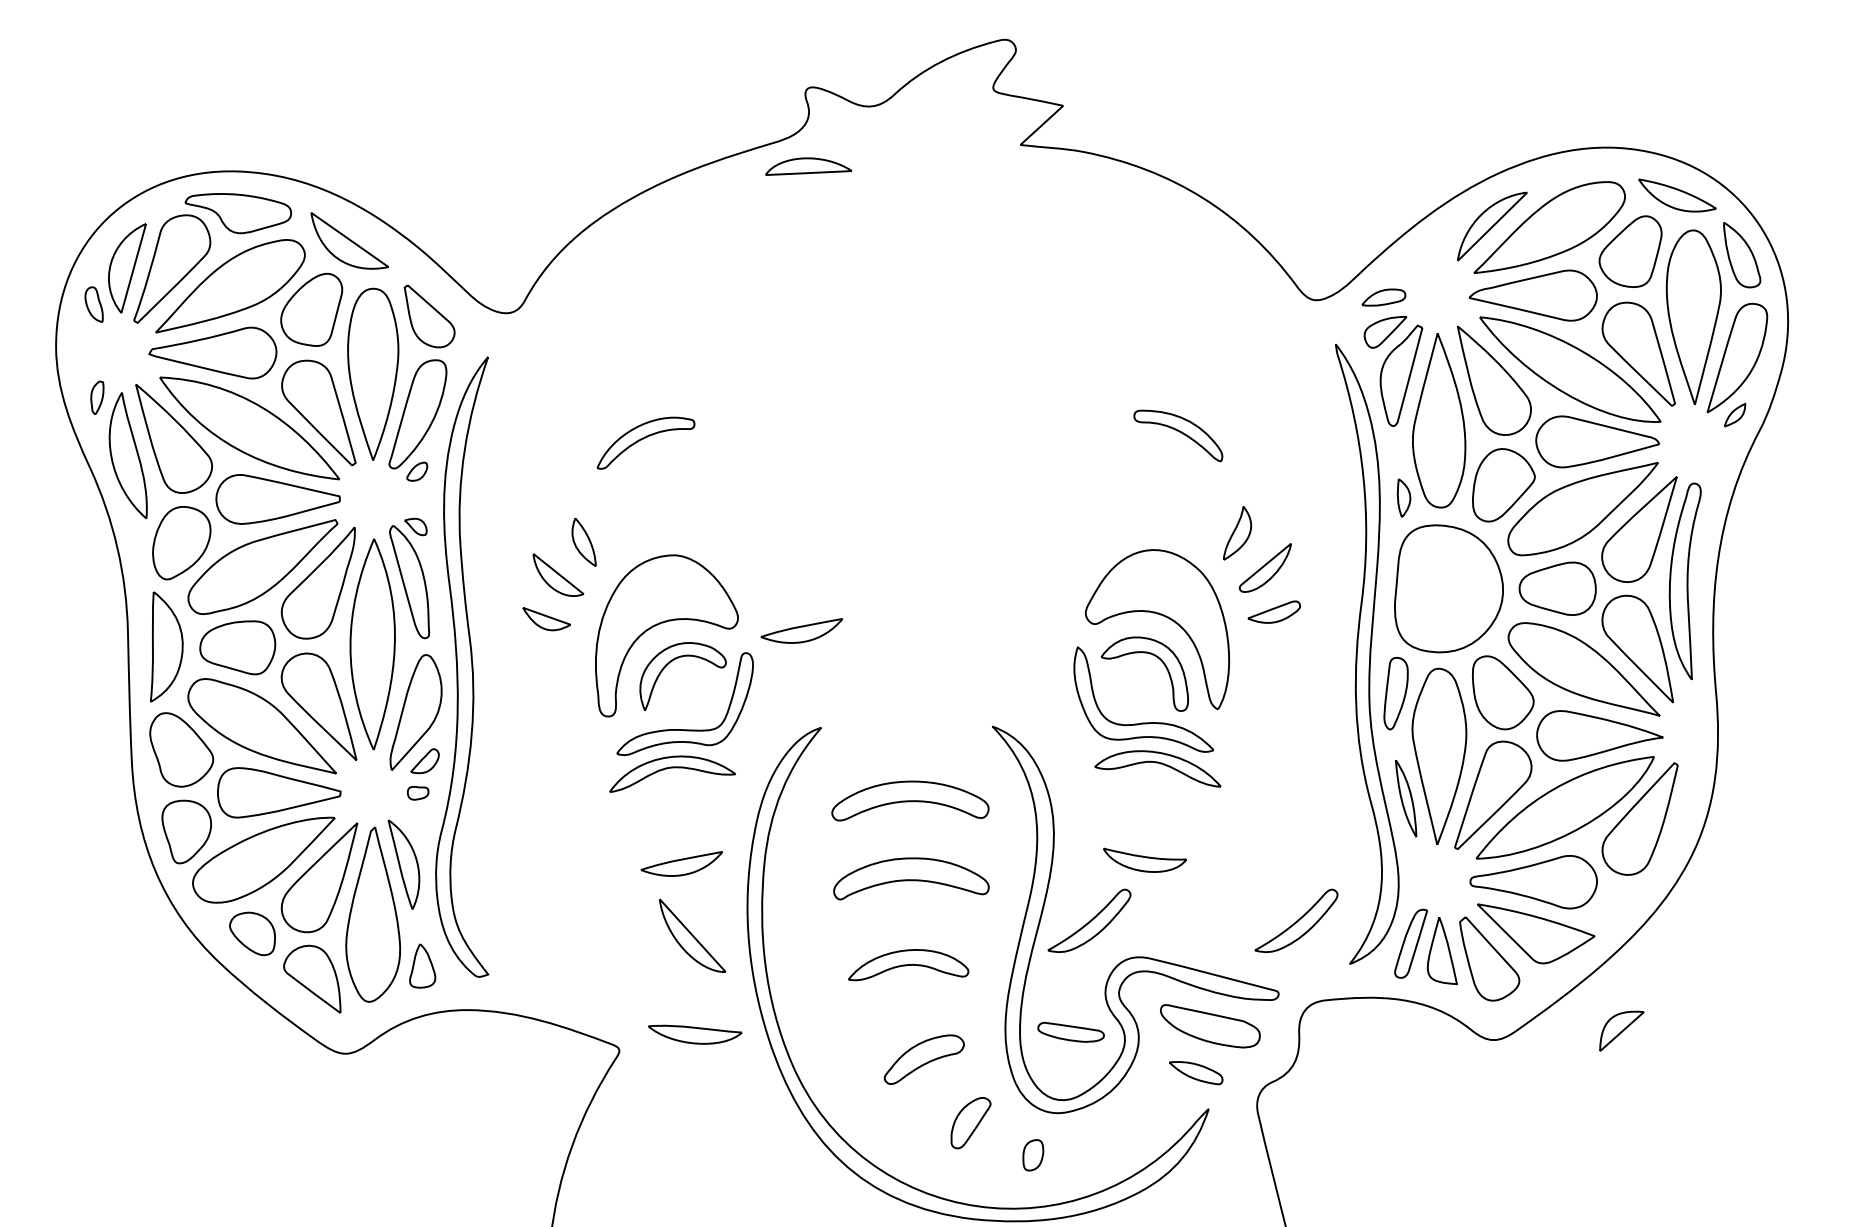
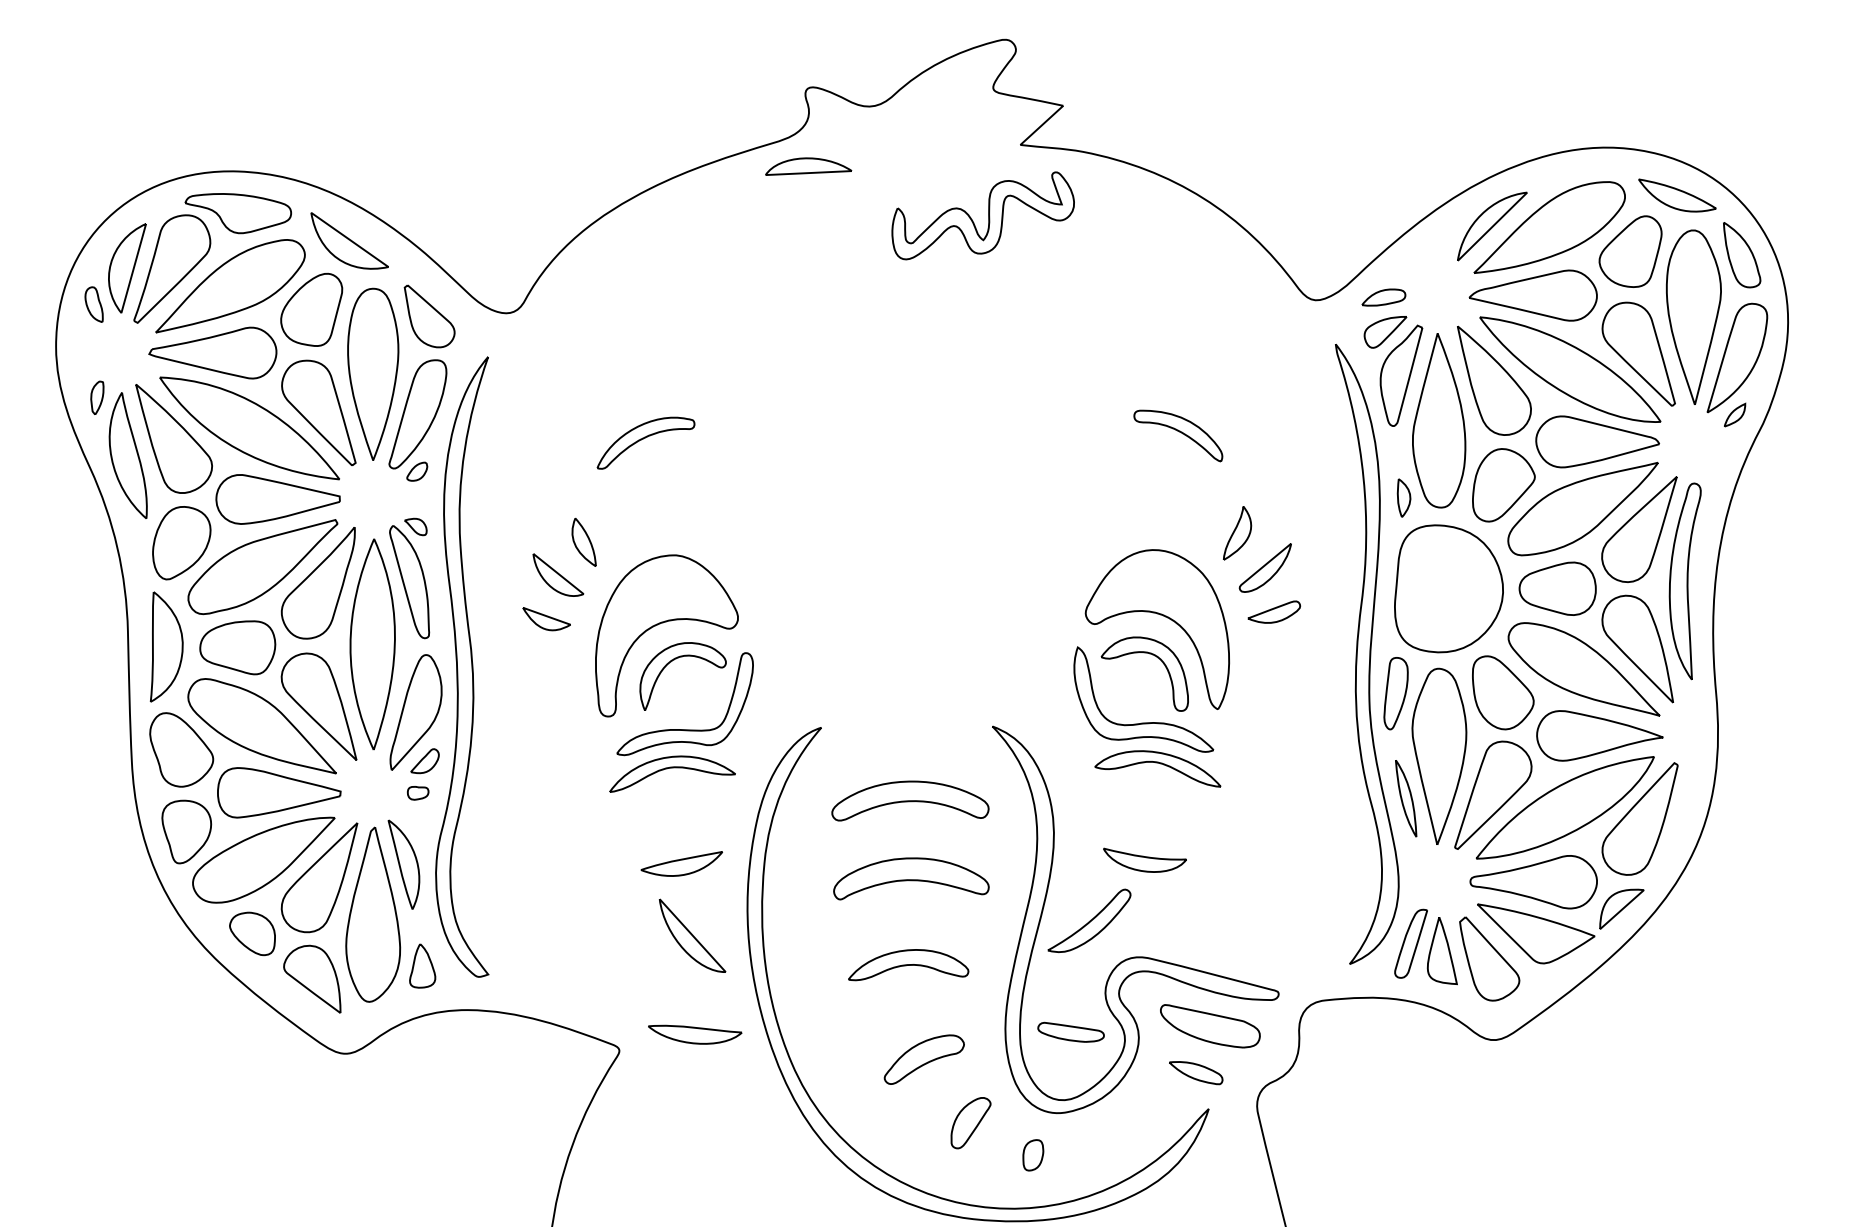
part: none -> present (982, 215)
part: present -> none (801, 630)
part: present -> none (1296, 920)
part position: (1621, 1030) -> (1621, 908) (1621, 908)
